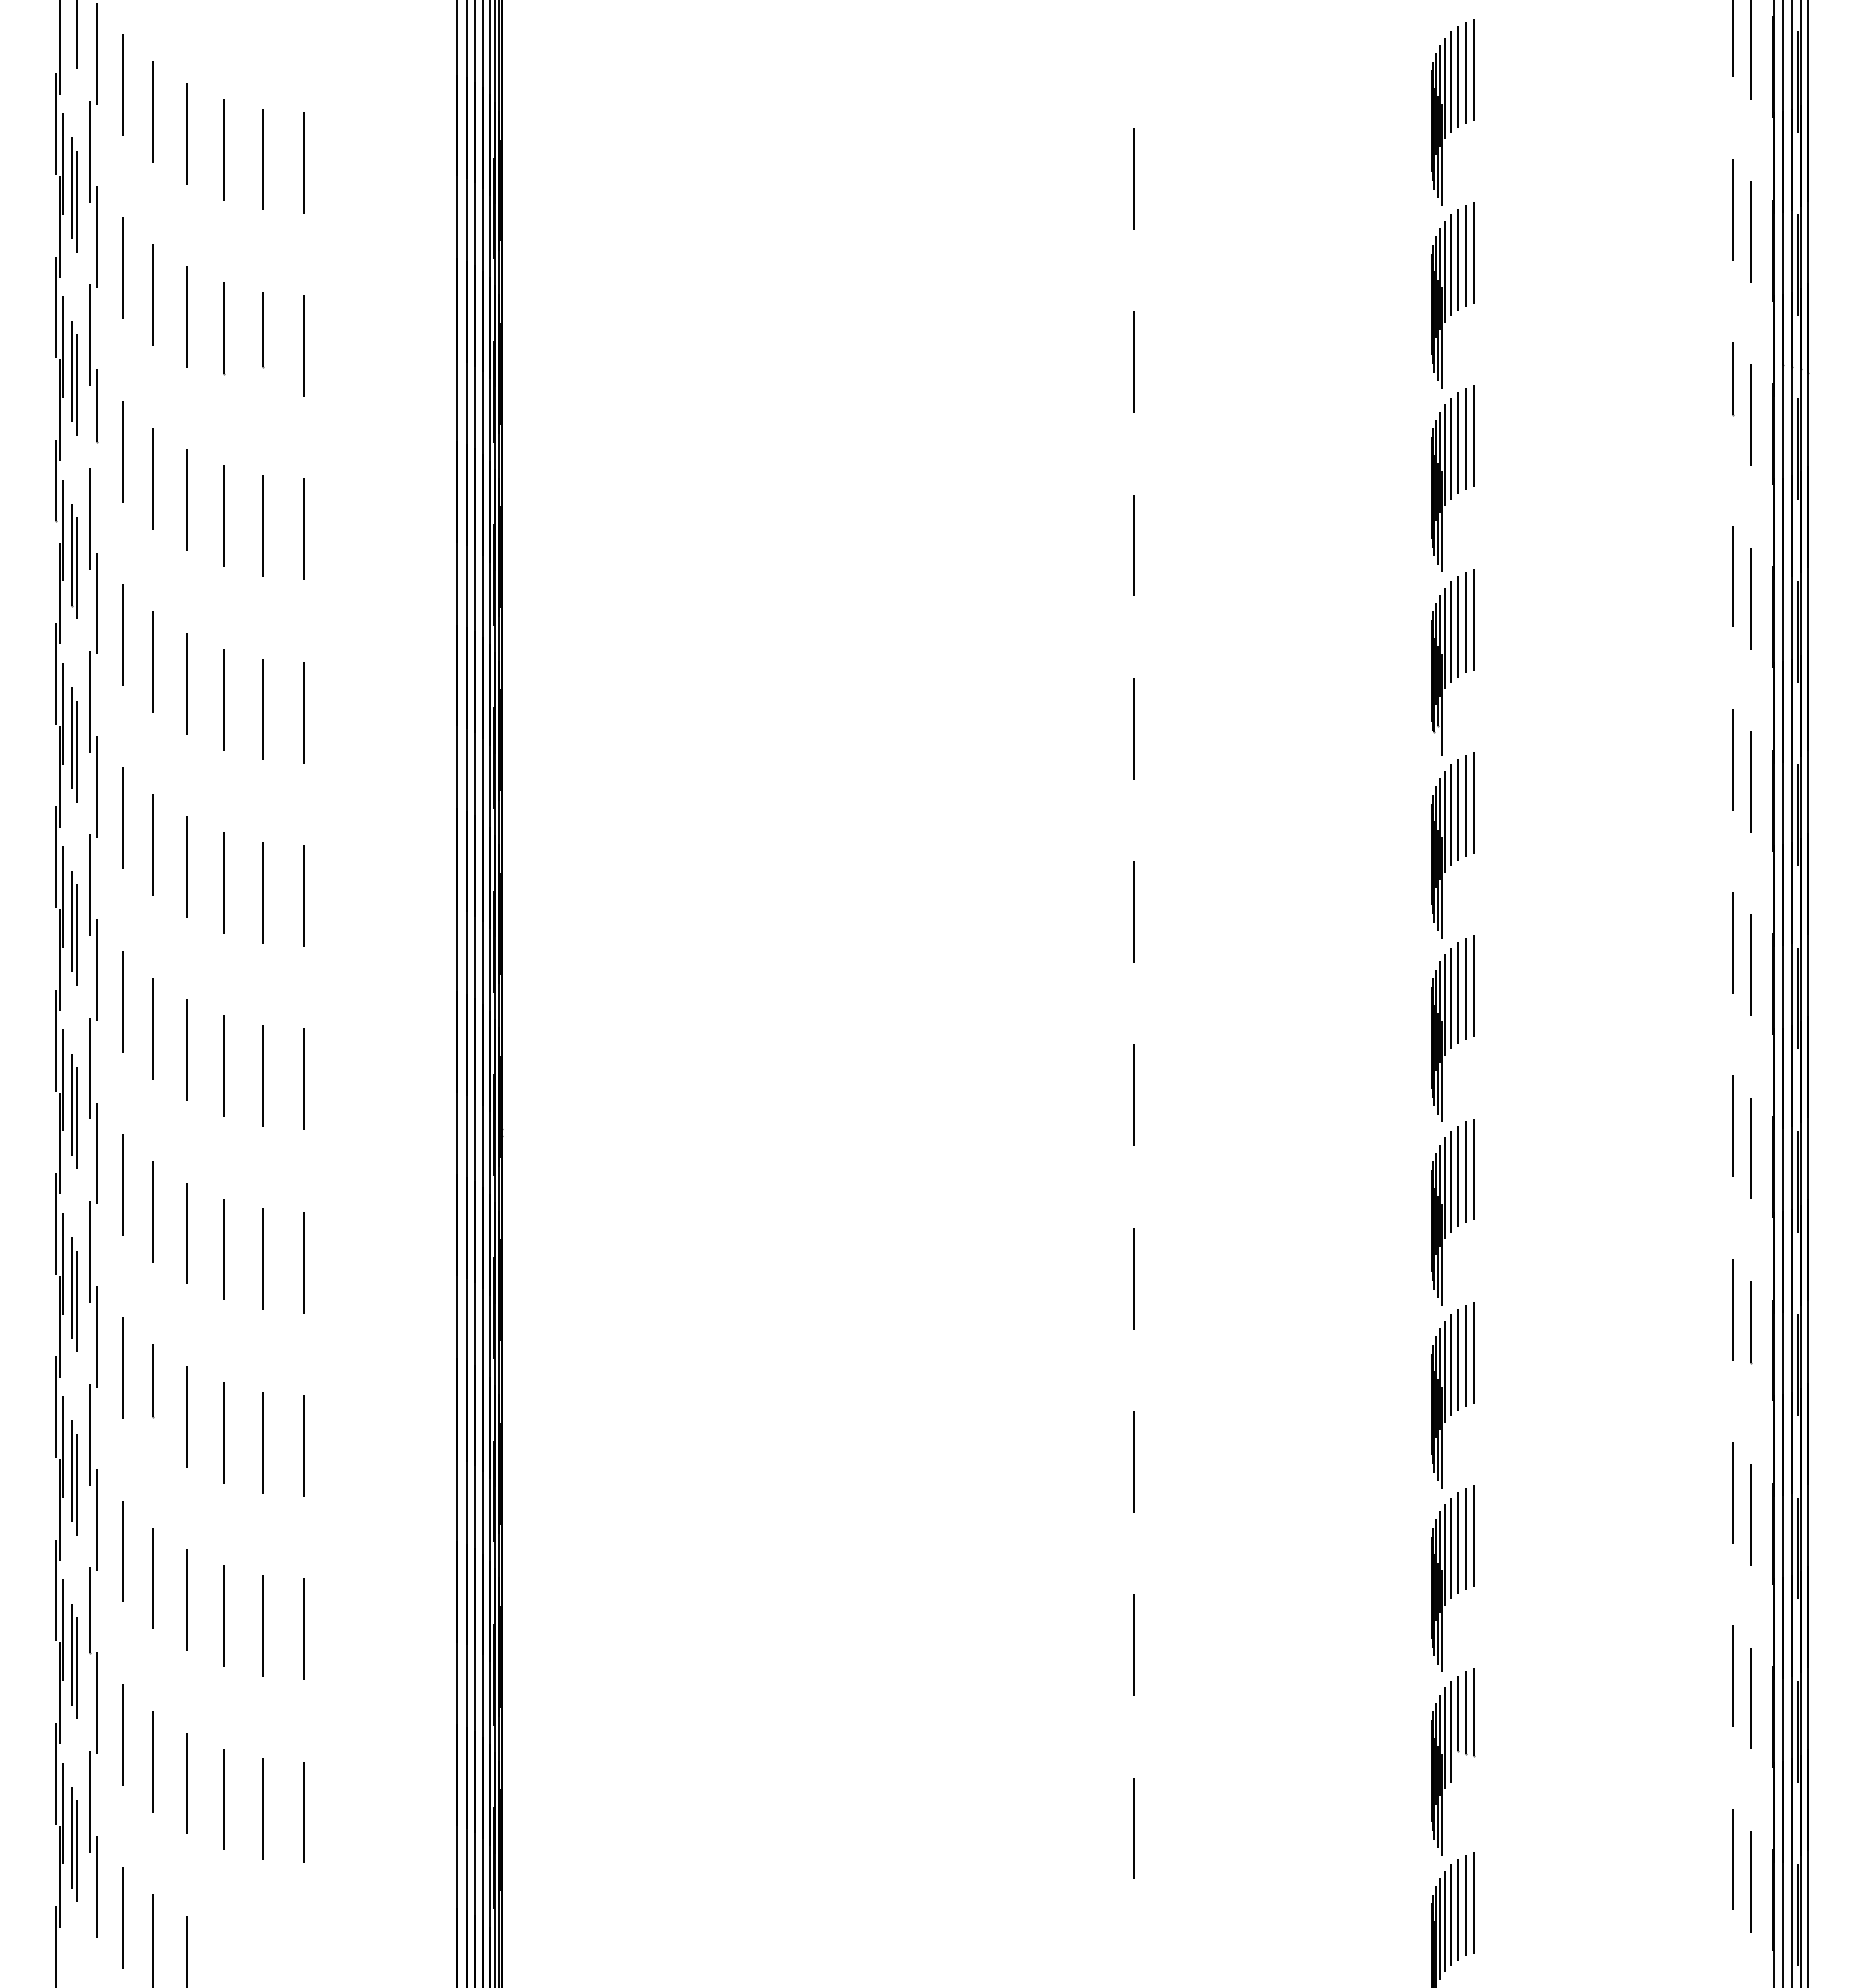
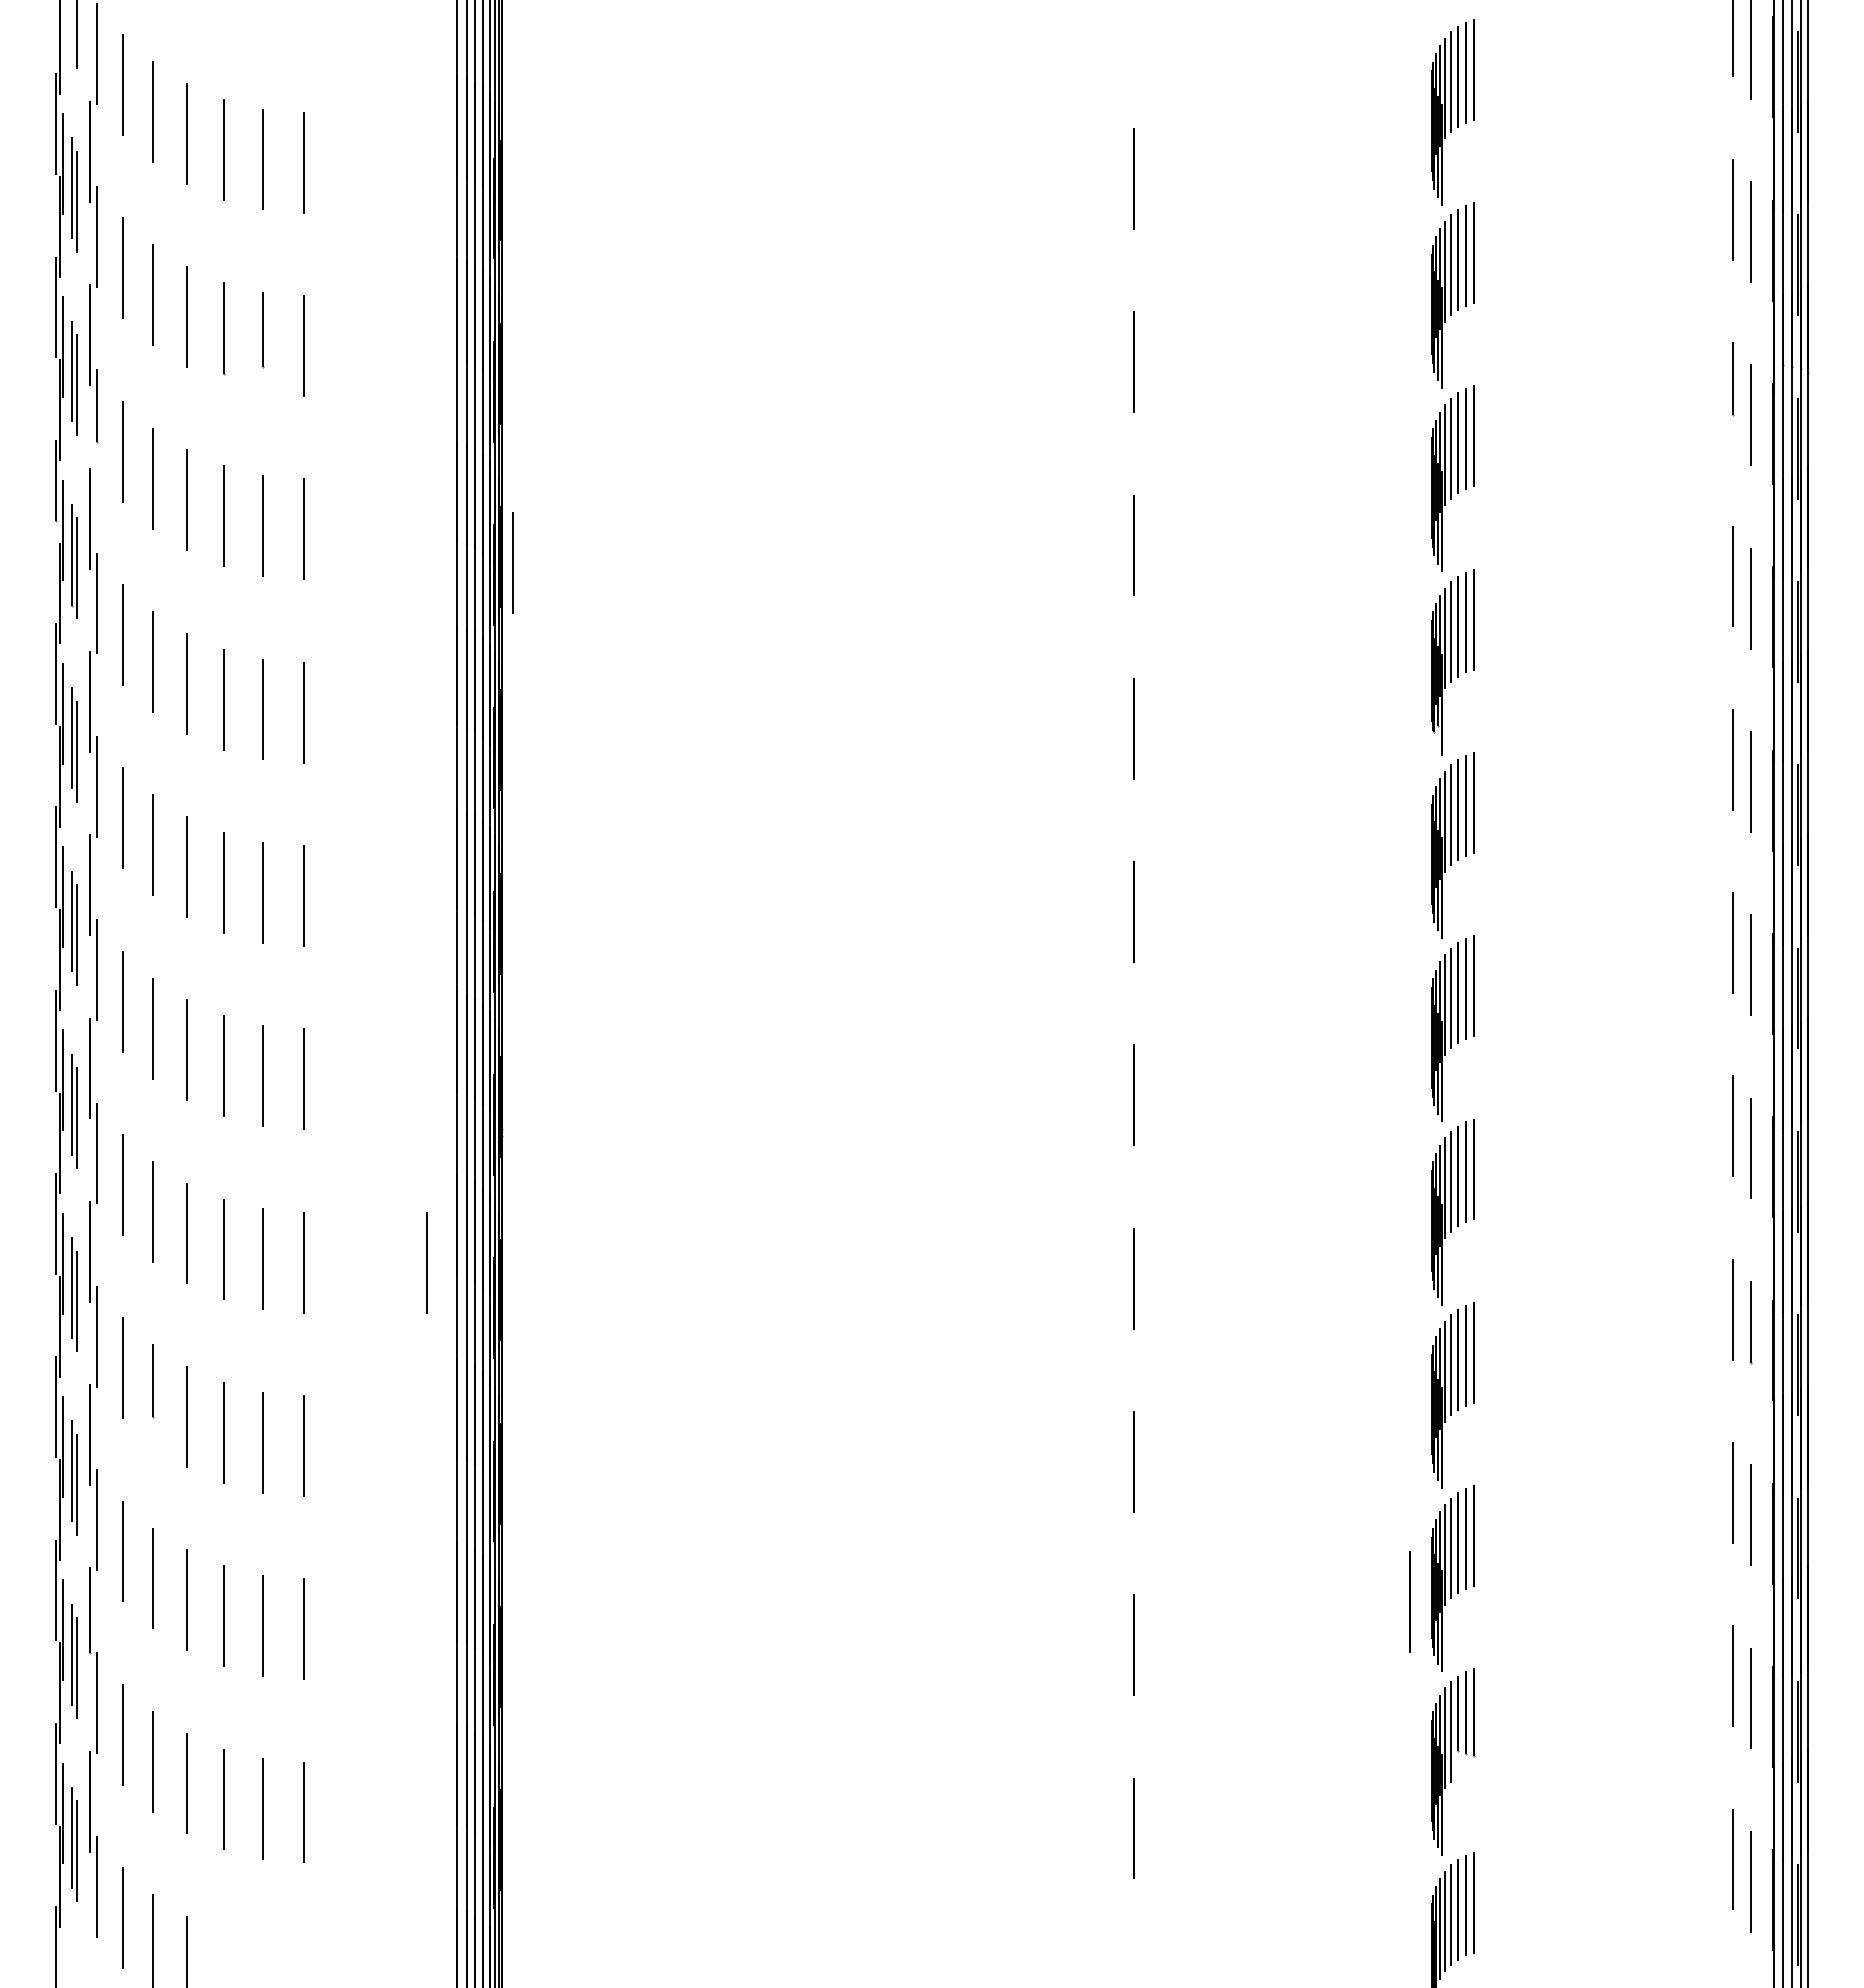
line: none -> present (512, 562)
line: none -> present (426, 1262)
line: none -> present (1409, 1601)
